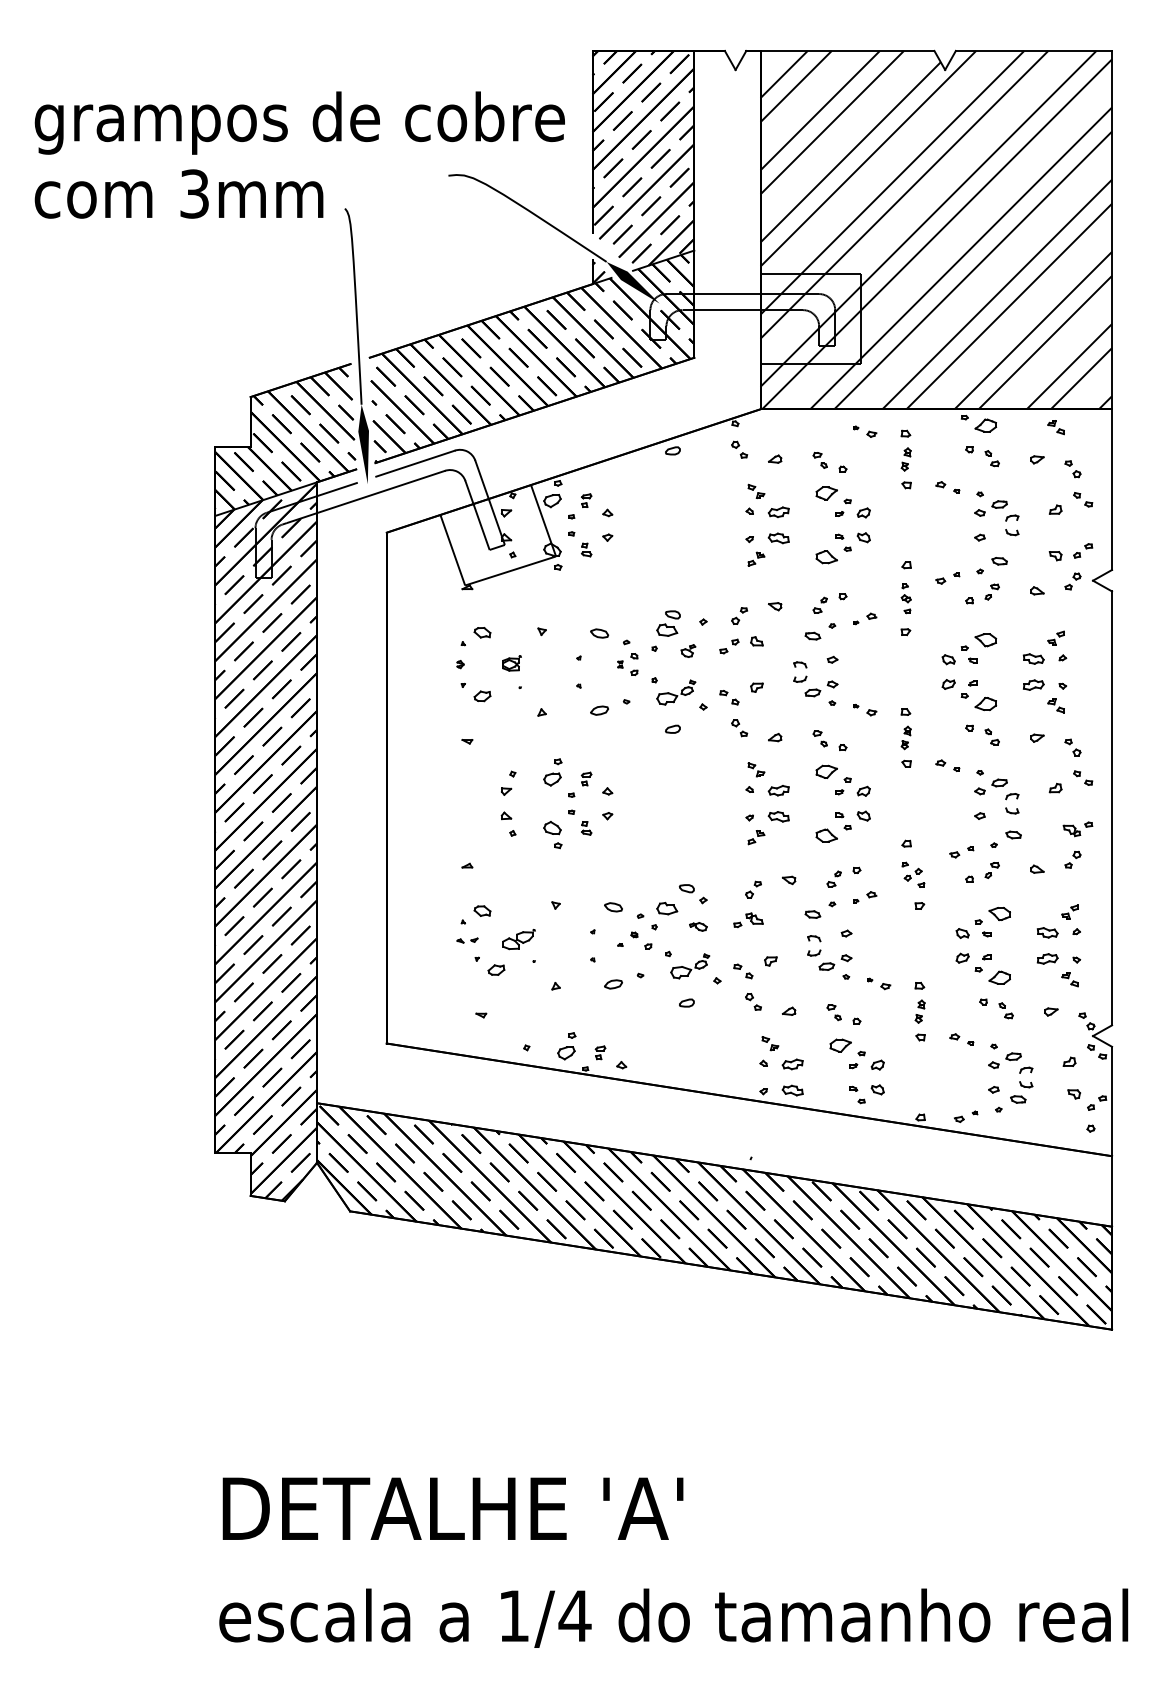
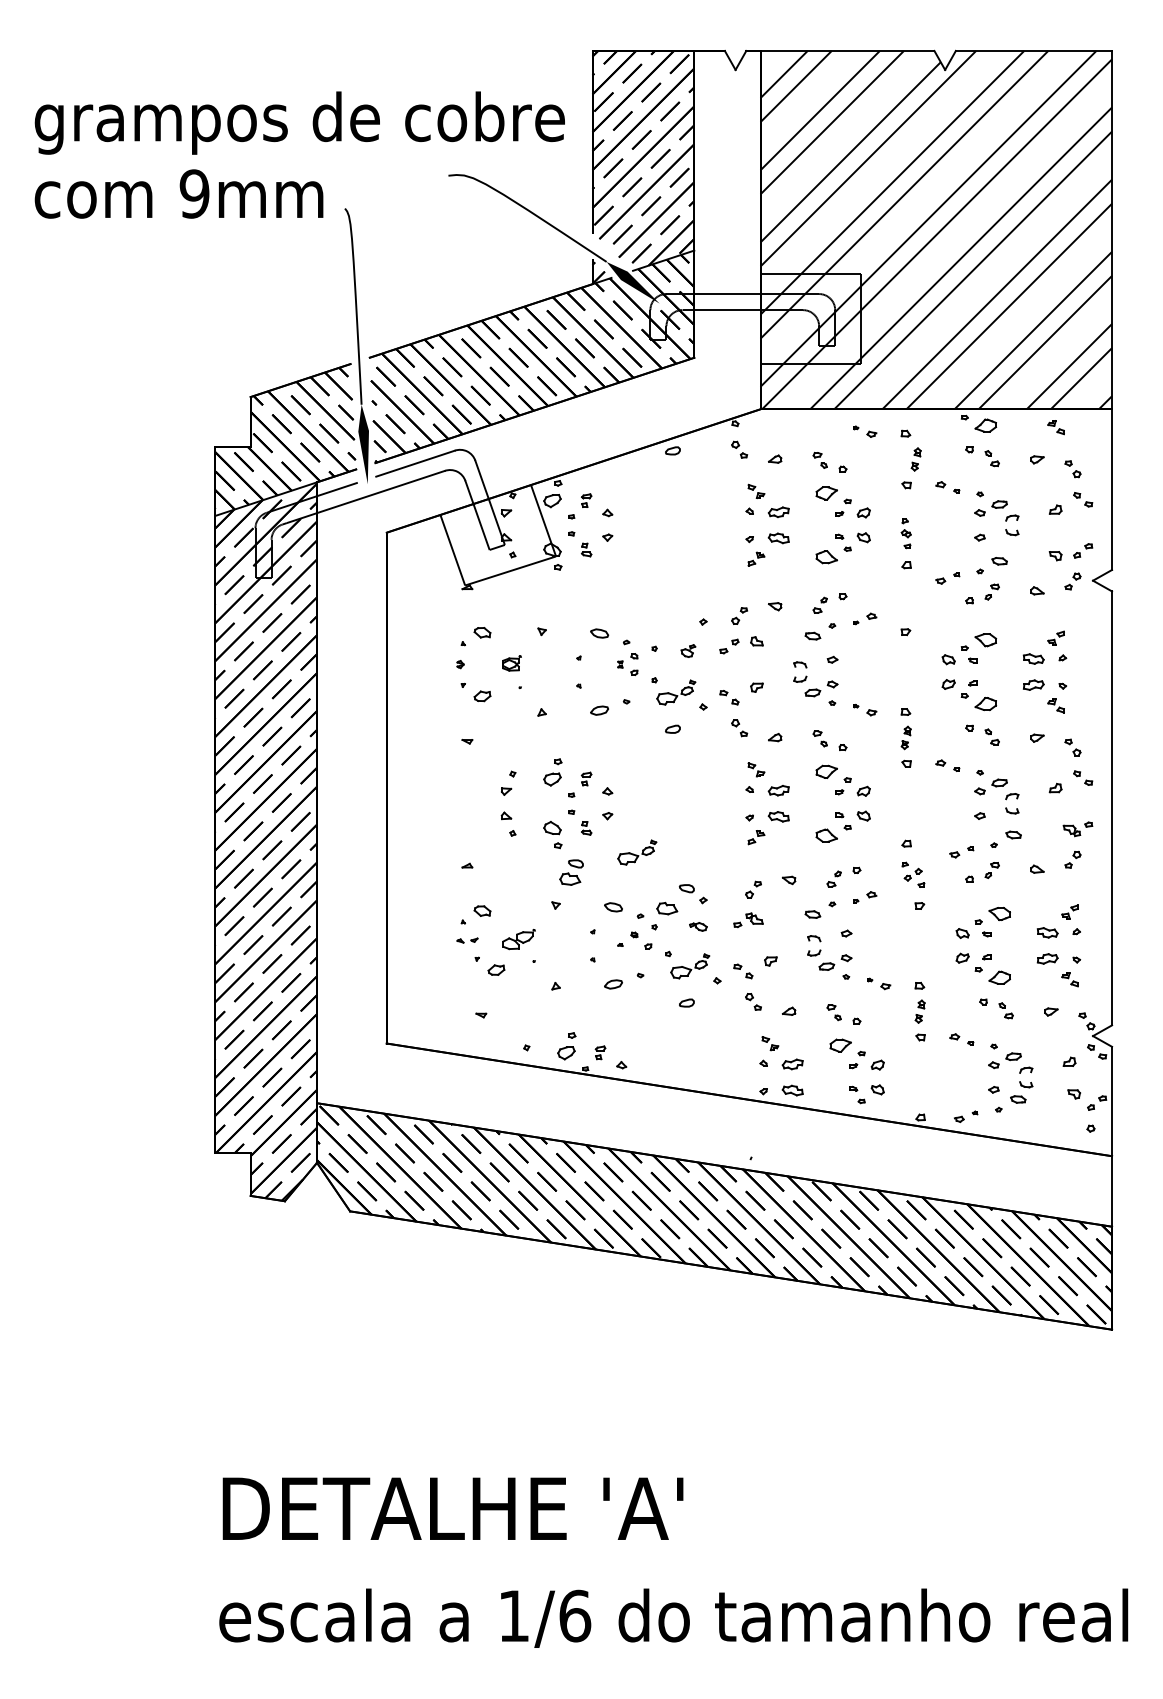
text: 3mm -> 9mm (194, 193)
part position: (905, 459) -> (915, 459) (915, 459)
part position: (905, 598) -> (905, 533) (905, 533)
part position: (668, 623) -> (571, 872) (571, 872)
part: none -> present (637, 852)
text: 1/4 -> 1/6 (574, 1615)
